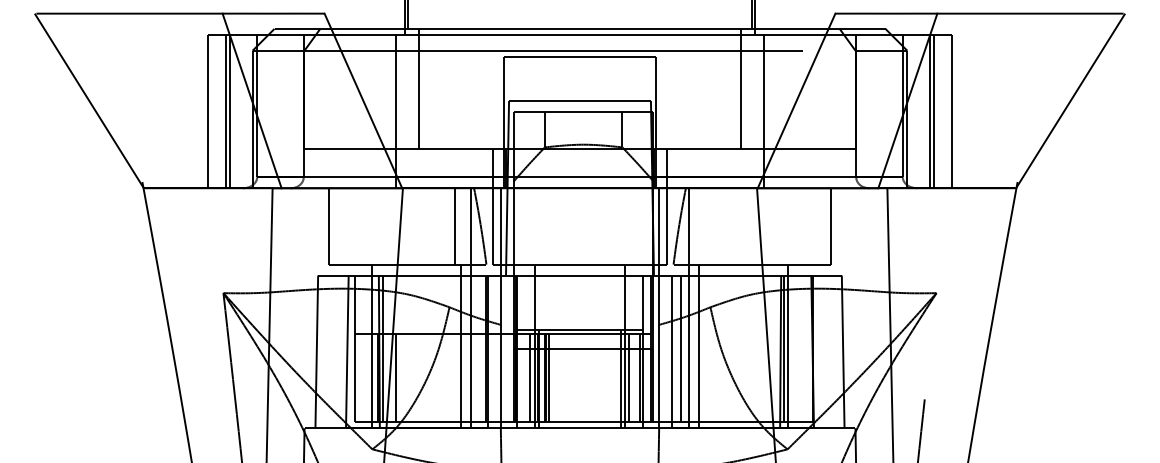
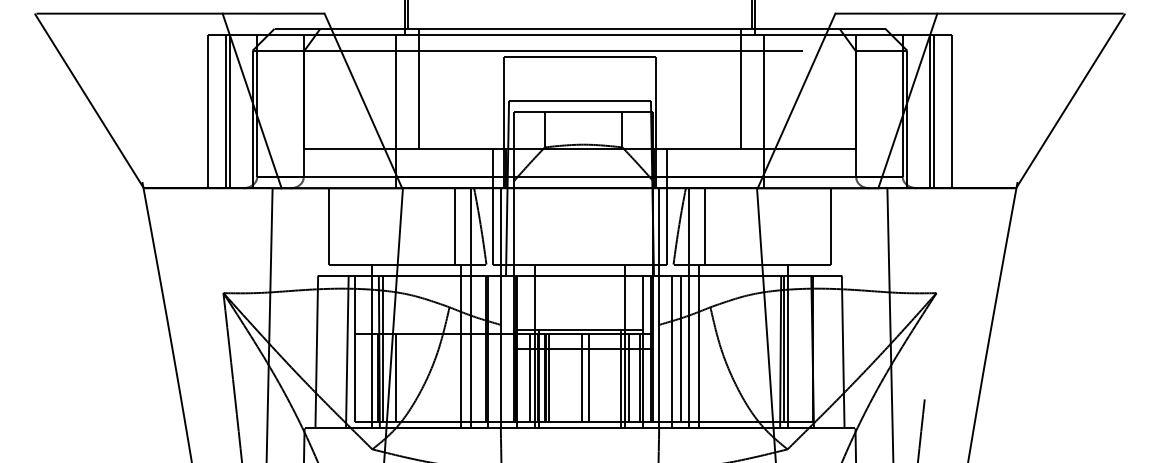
line: none -> present (704, 226)
line: none -> present (582, 377)
line: none -> present (589, 377)
